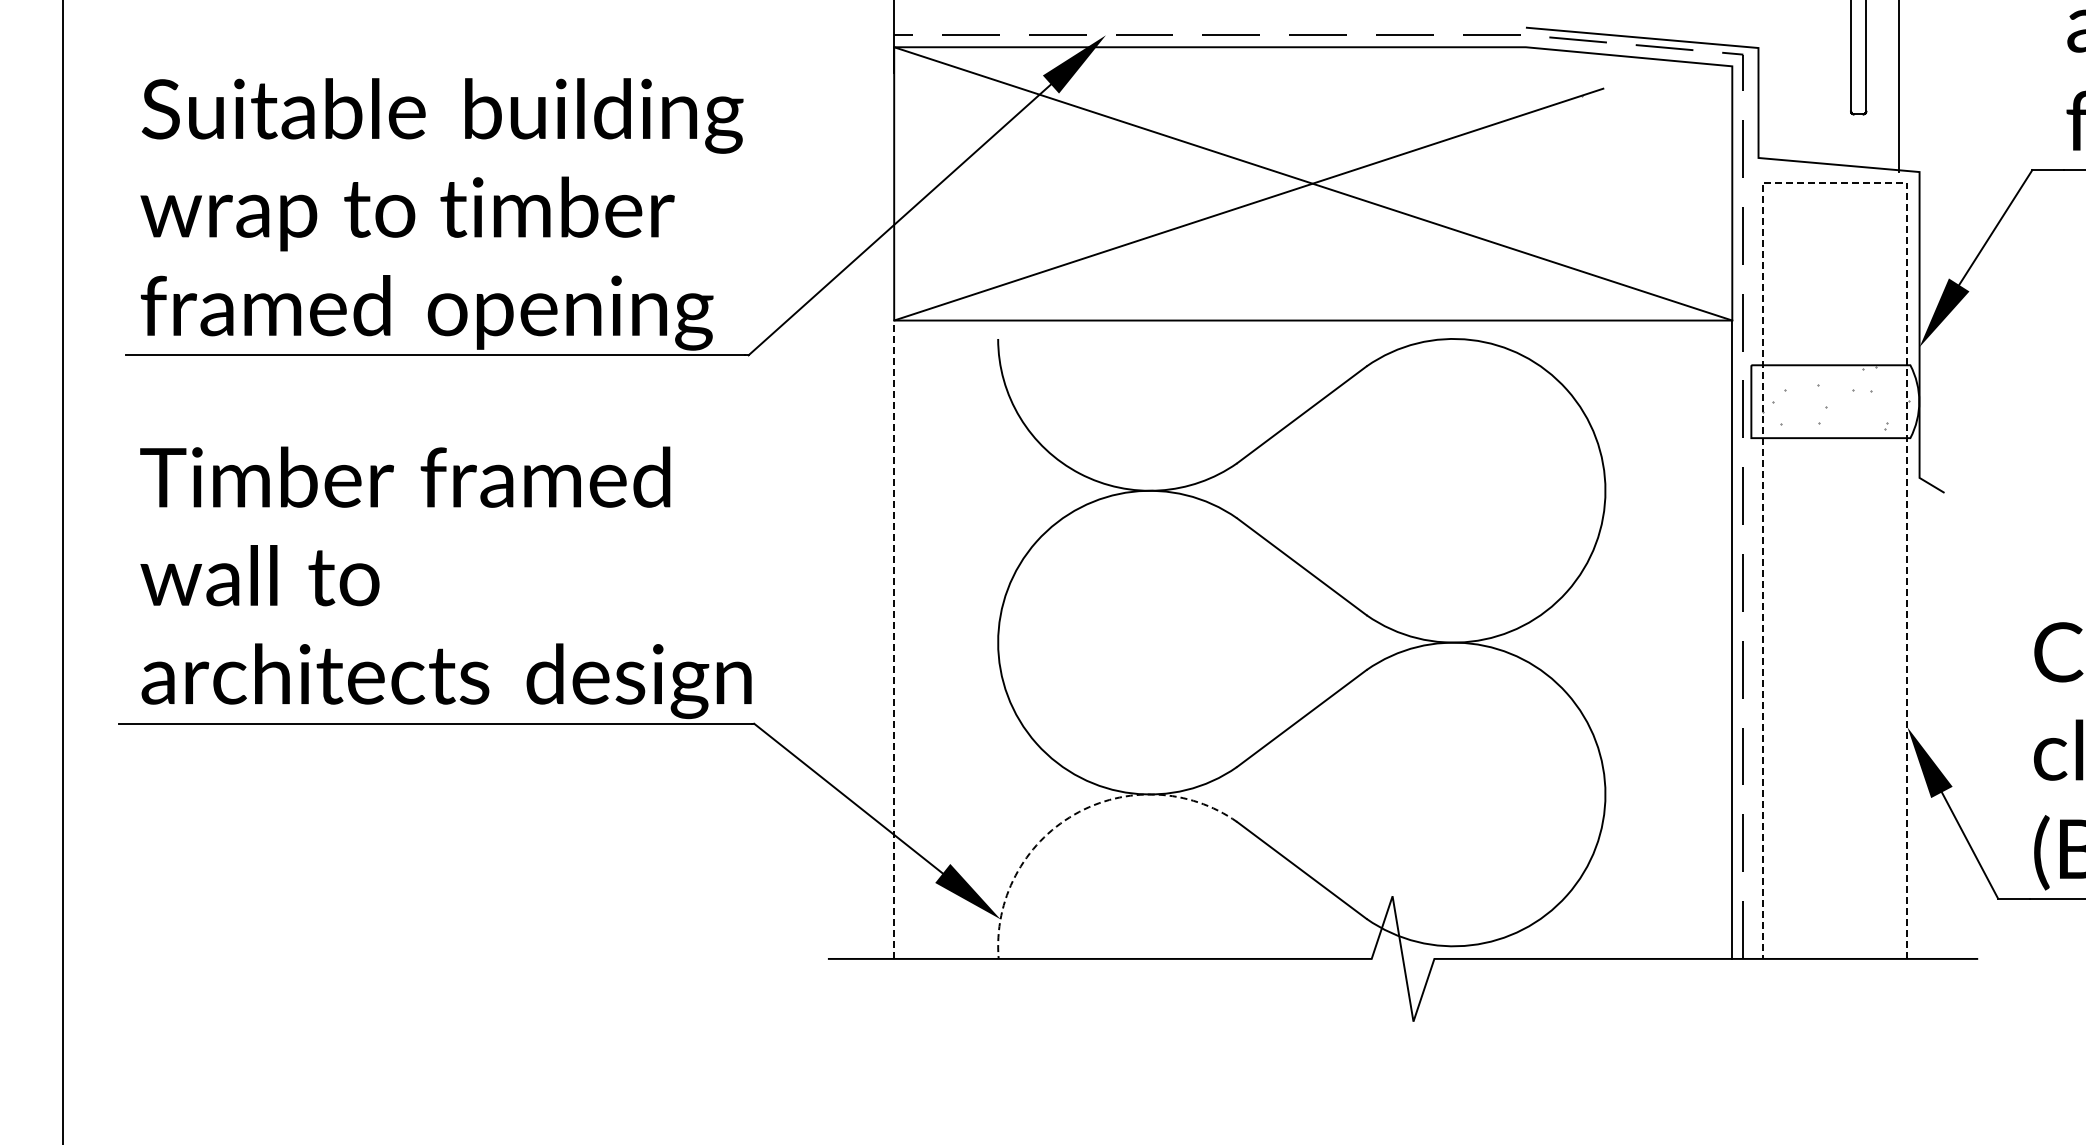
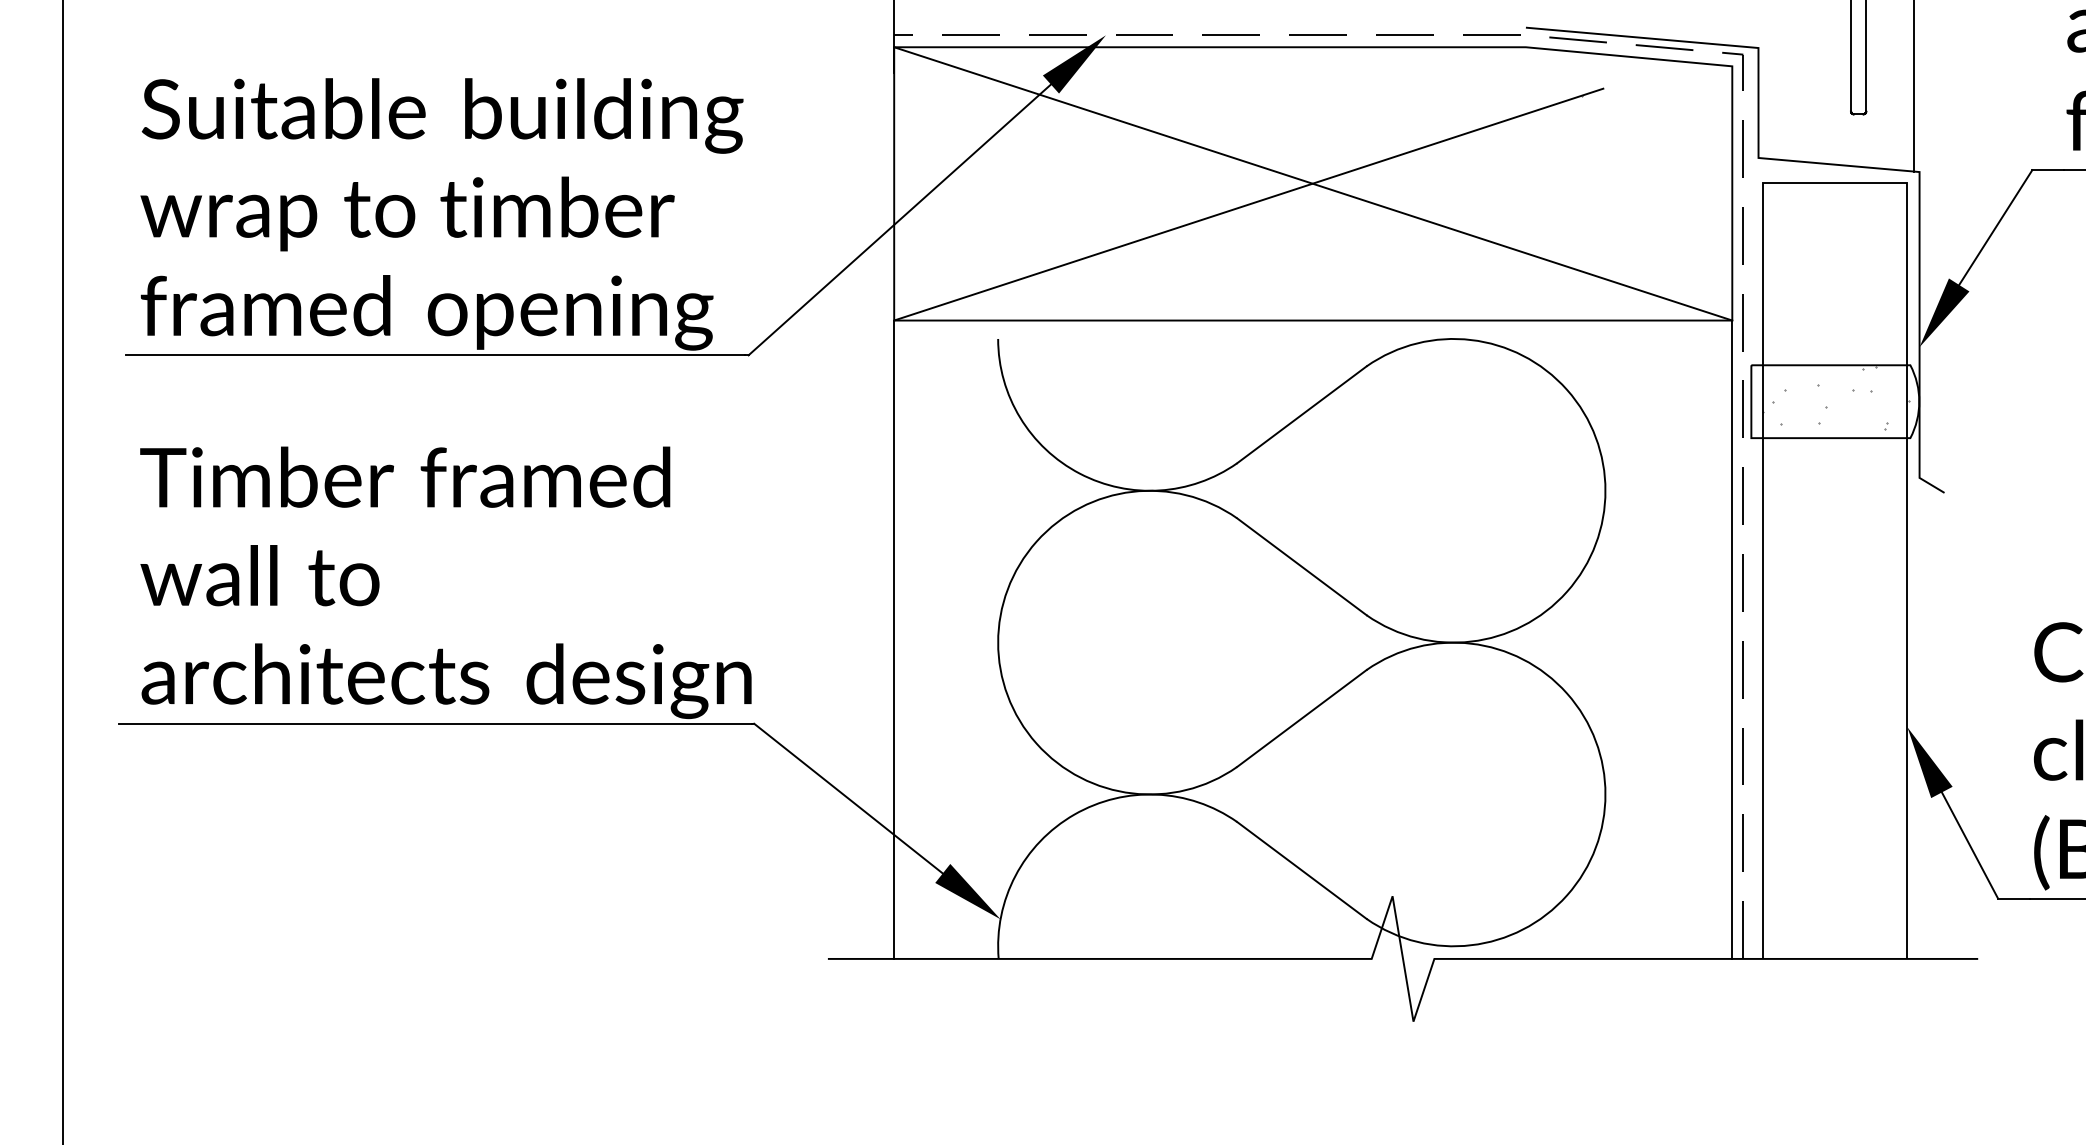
line position: (1899, 86) -> (1914, 86) (1914, 86)
line: dashed -> solid (1834, 182)
line: dashed -> solid (894, 639)
arc: dashed -> solid (1074, 814)
